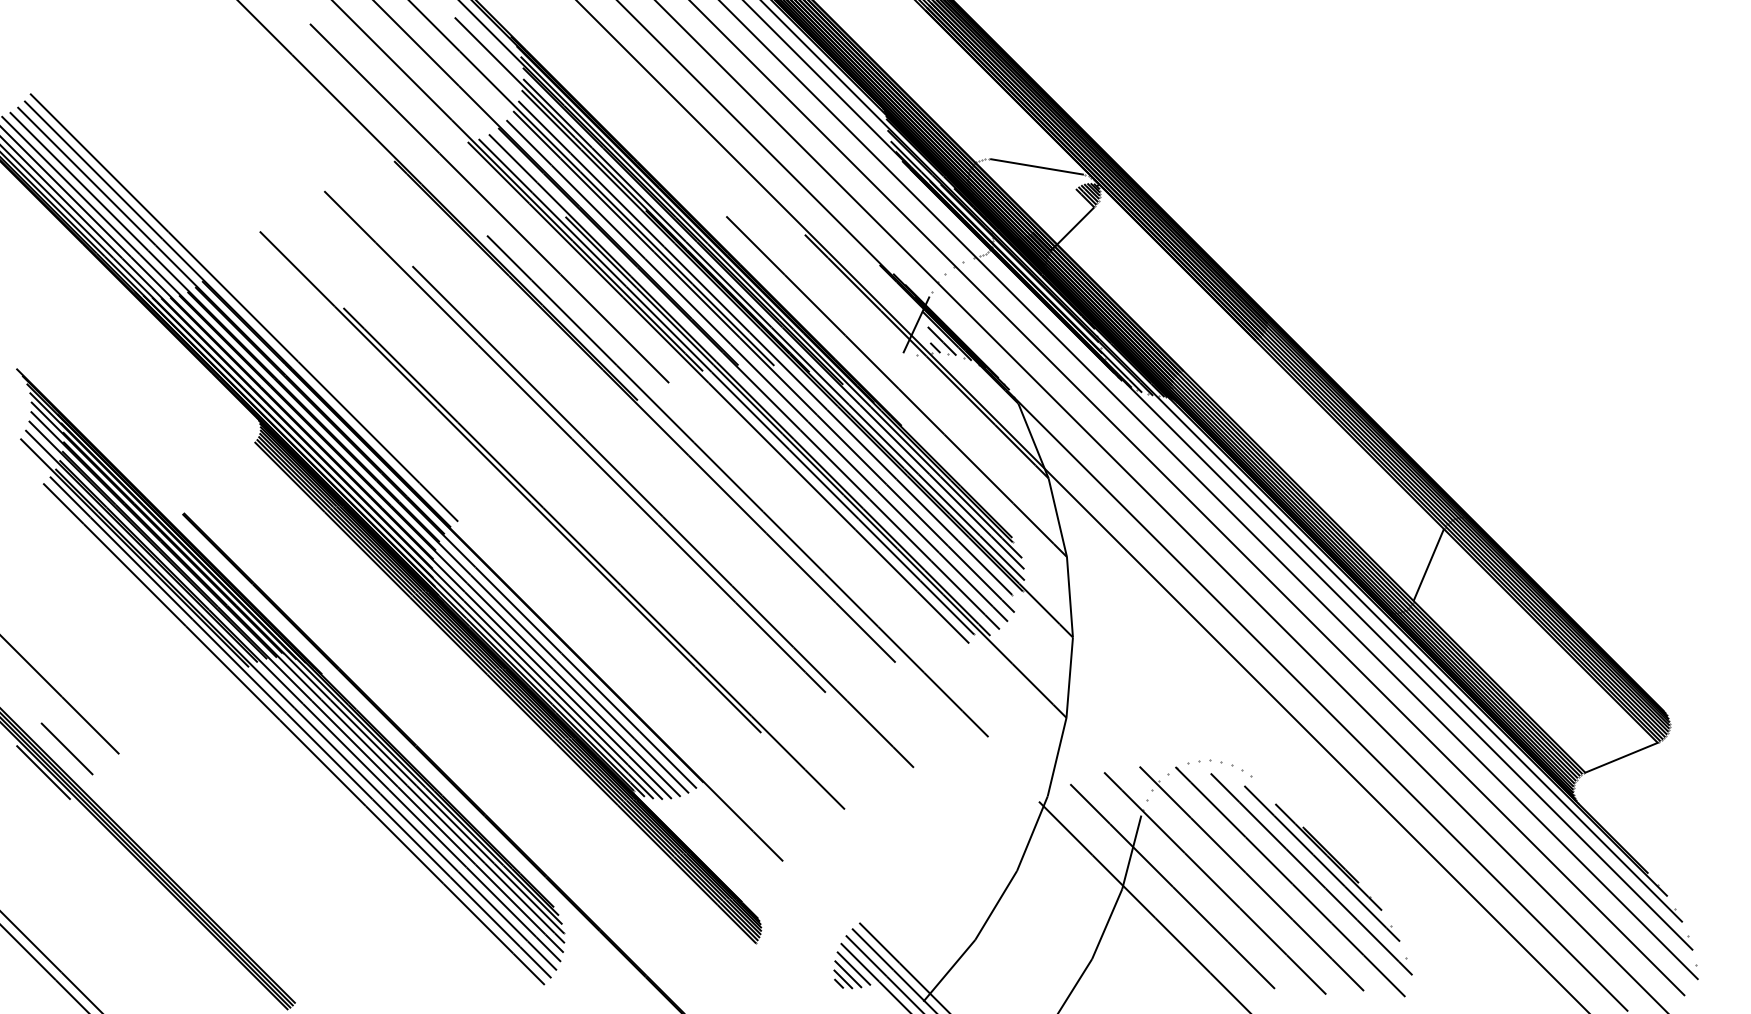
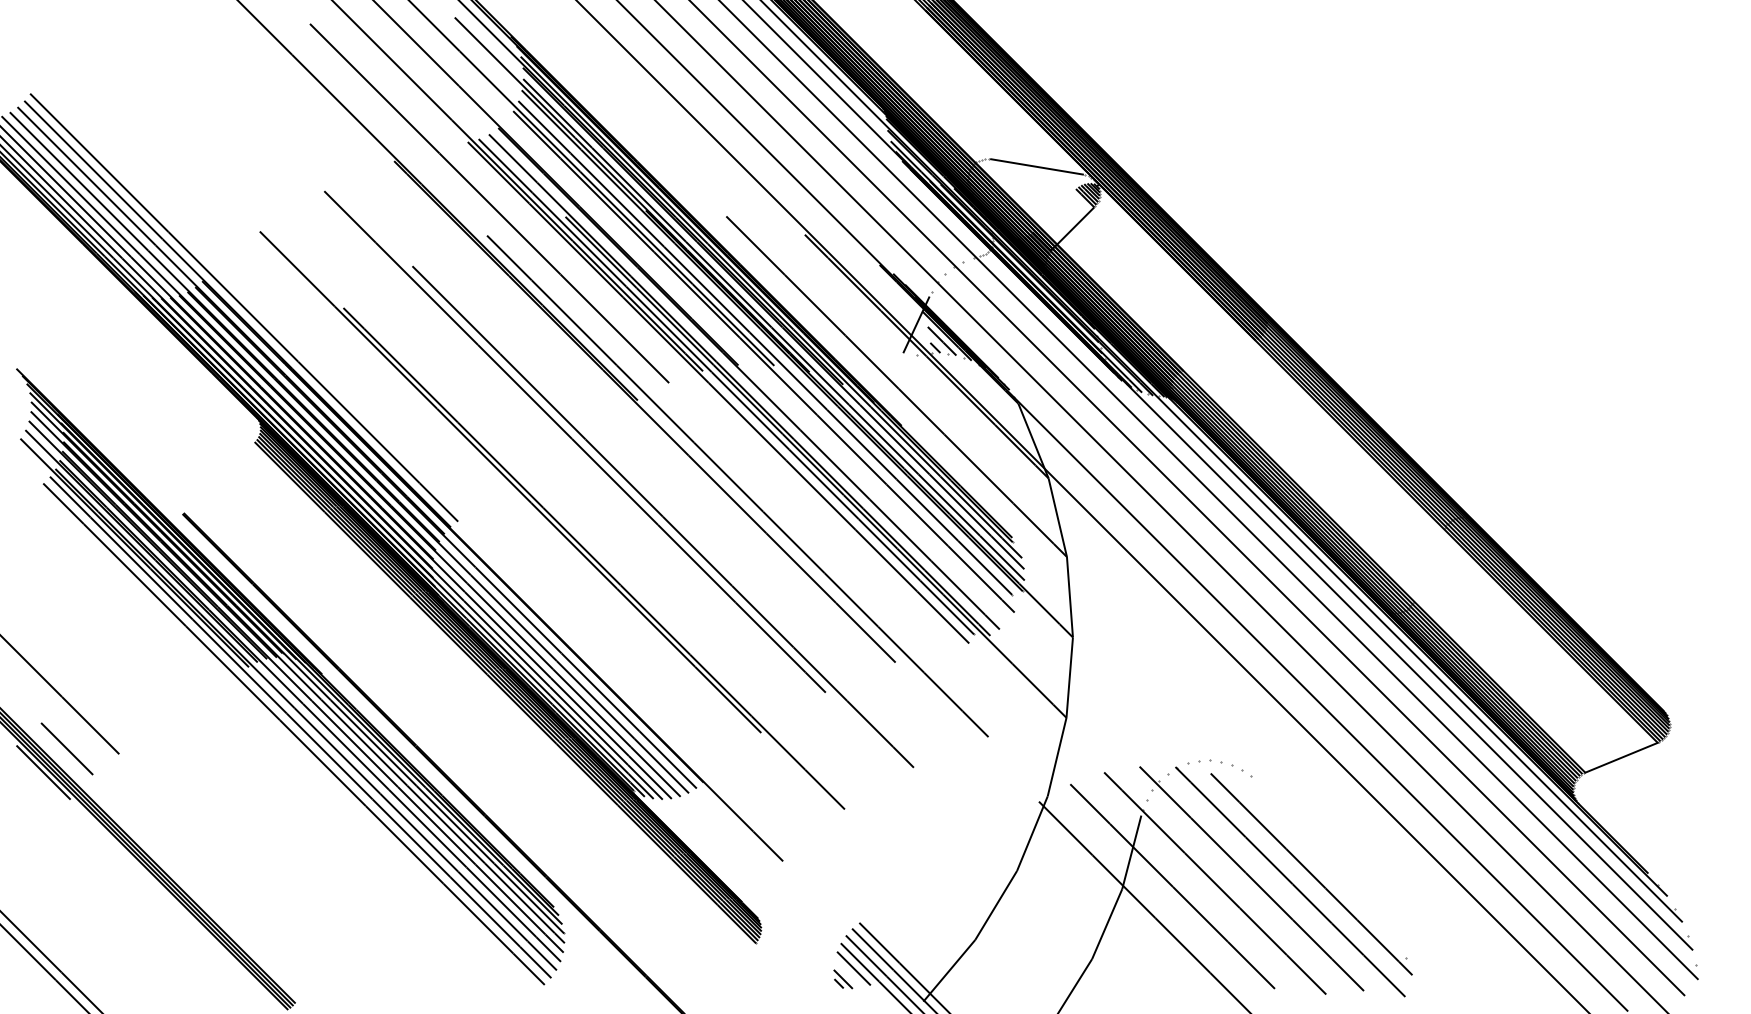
line: present -> none (757, 370)
line: present -> none (1428, 564)
part: present -> none (1322, 863)
line: present -> none (847, 973)
